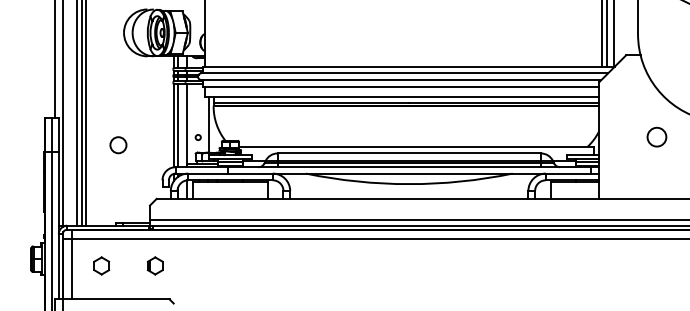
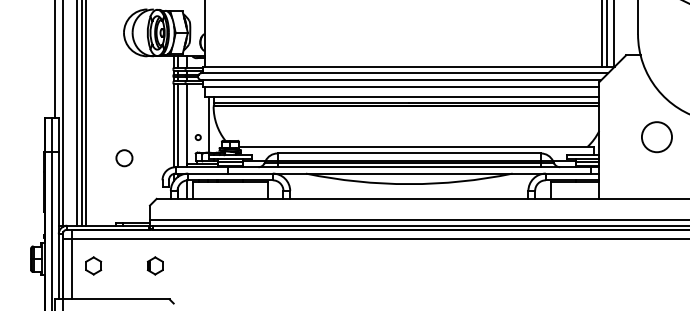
circle diameter: 19 px -> 30 px (656, 137)
circle position: (118, 145) -> (124, 158) (124, 158)
part position: (101, 265) -> (93, 265) (93, 265)
